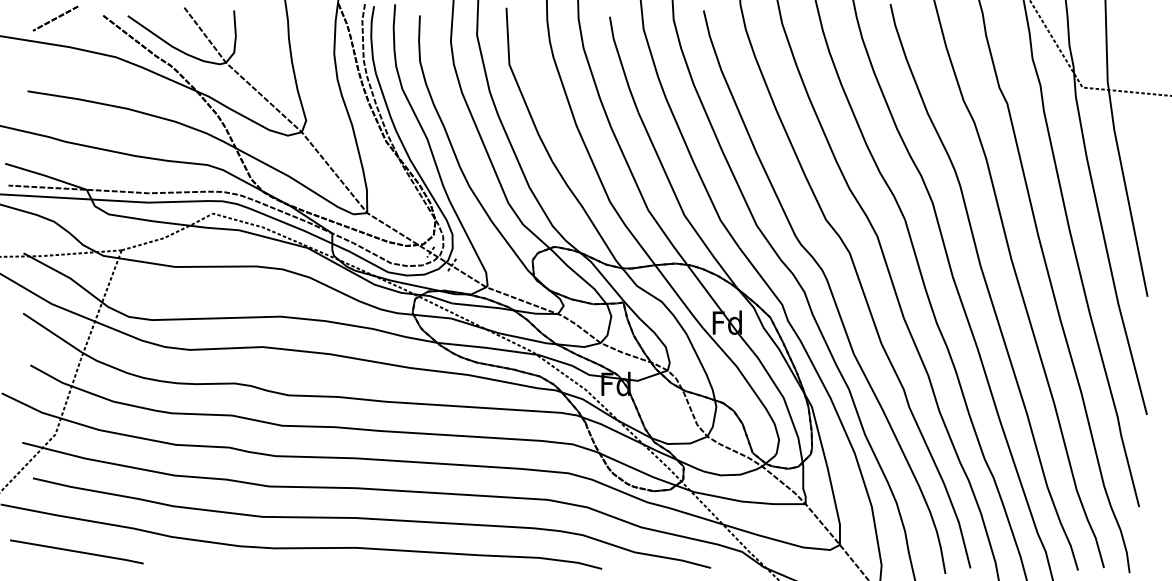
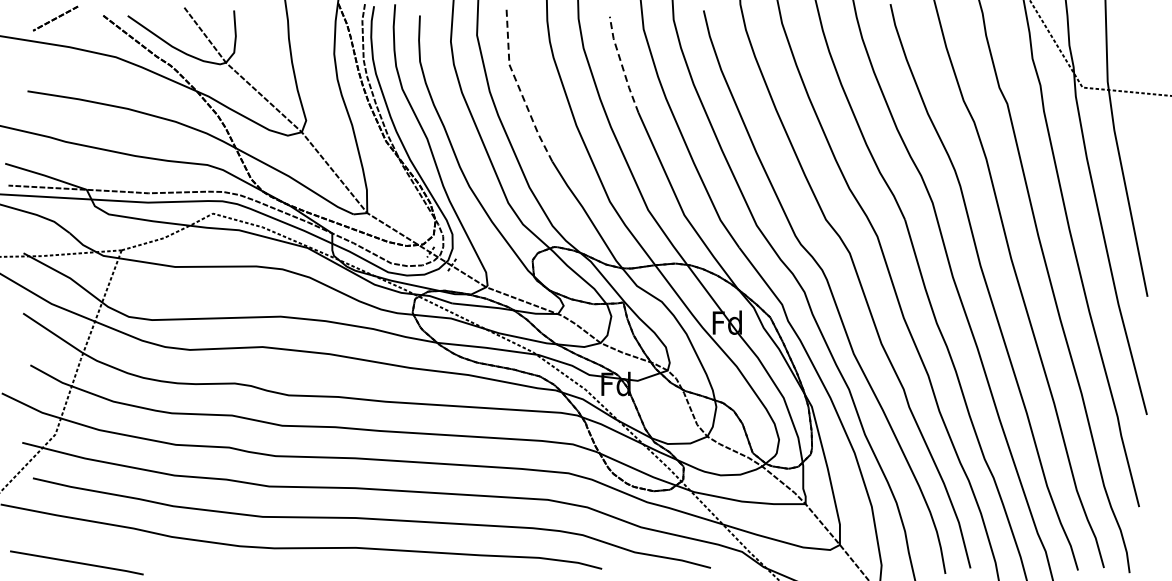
line: solid -> dashed (621, 65)
line: solid -> dashed (519, 87)
line position: (76, 551) -> (76, 562) (76, 562)
